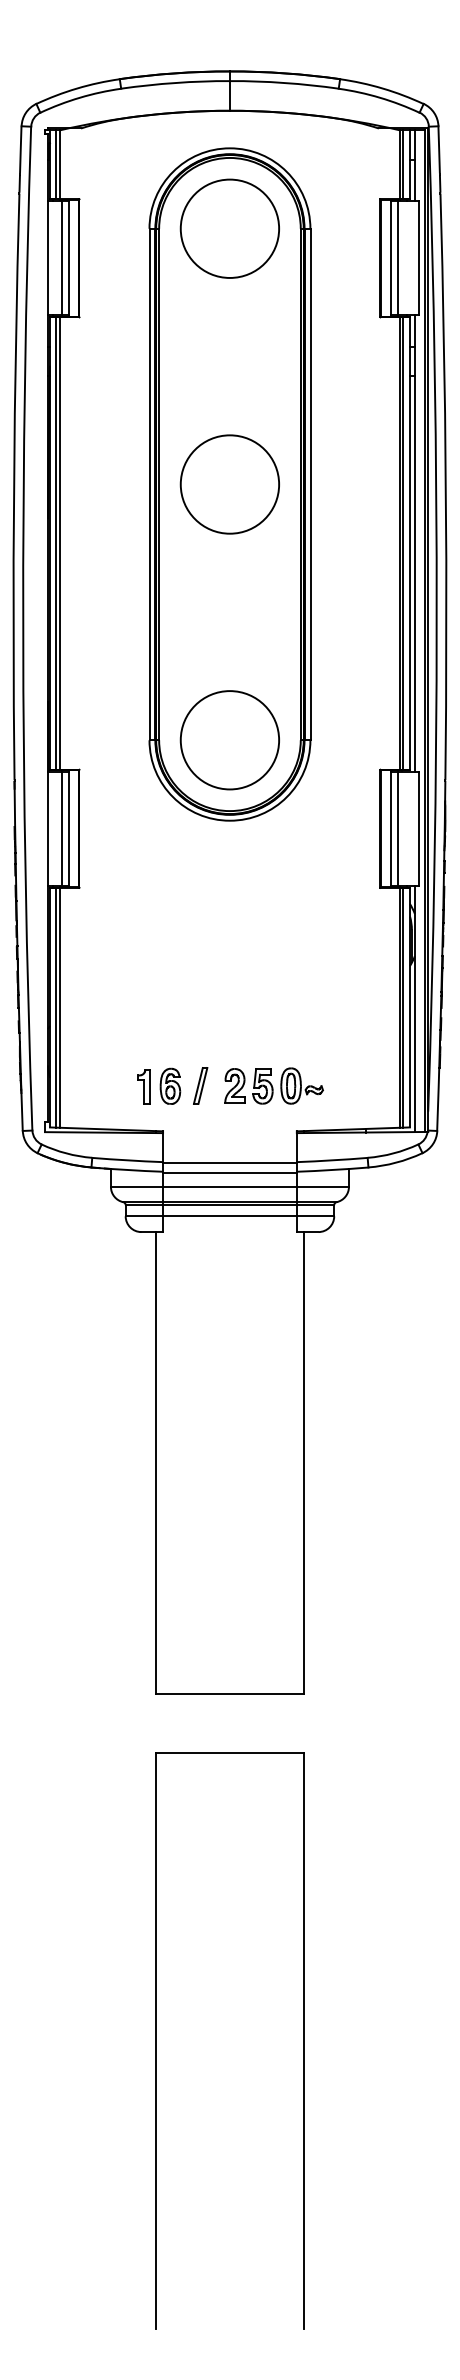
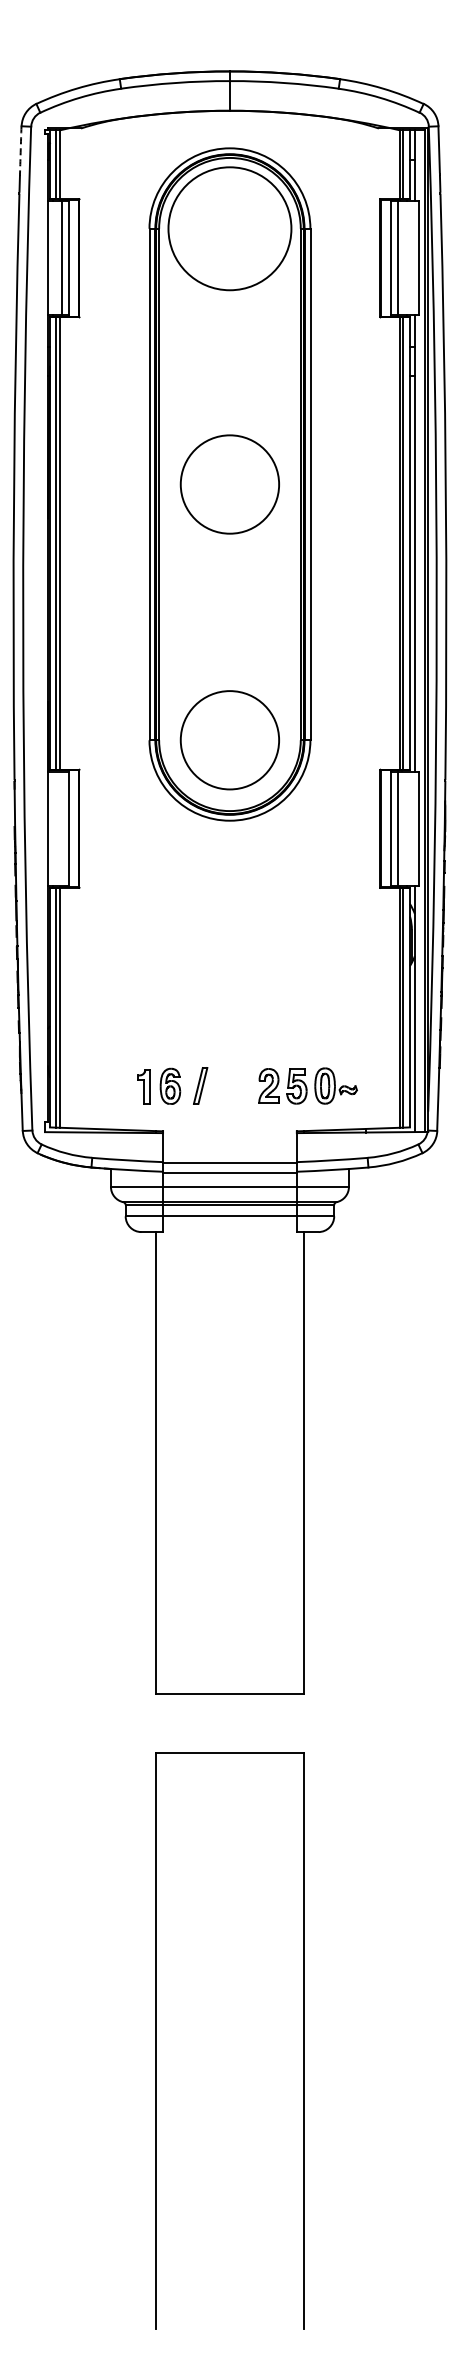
arc: solid -> dashed (20, 149)
circle diameter: 98 px -> 123 px (229, 228)
line: present -> none (61, 828)
part position: (273, 1085) -> (307, 1085) (307, 1085)
